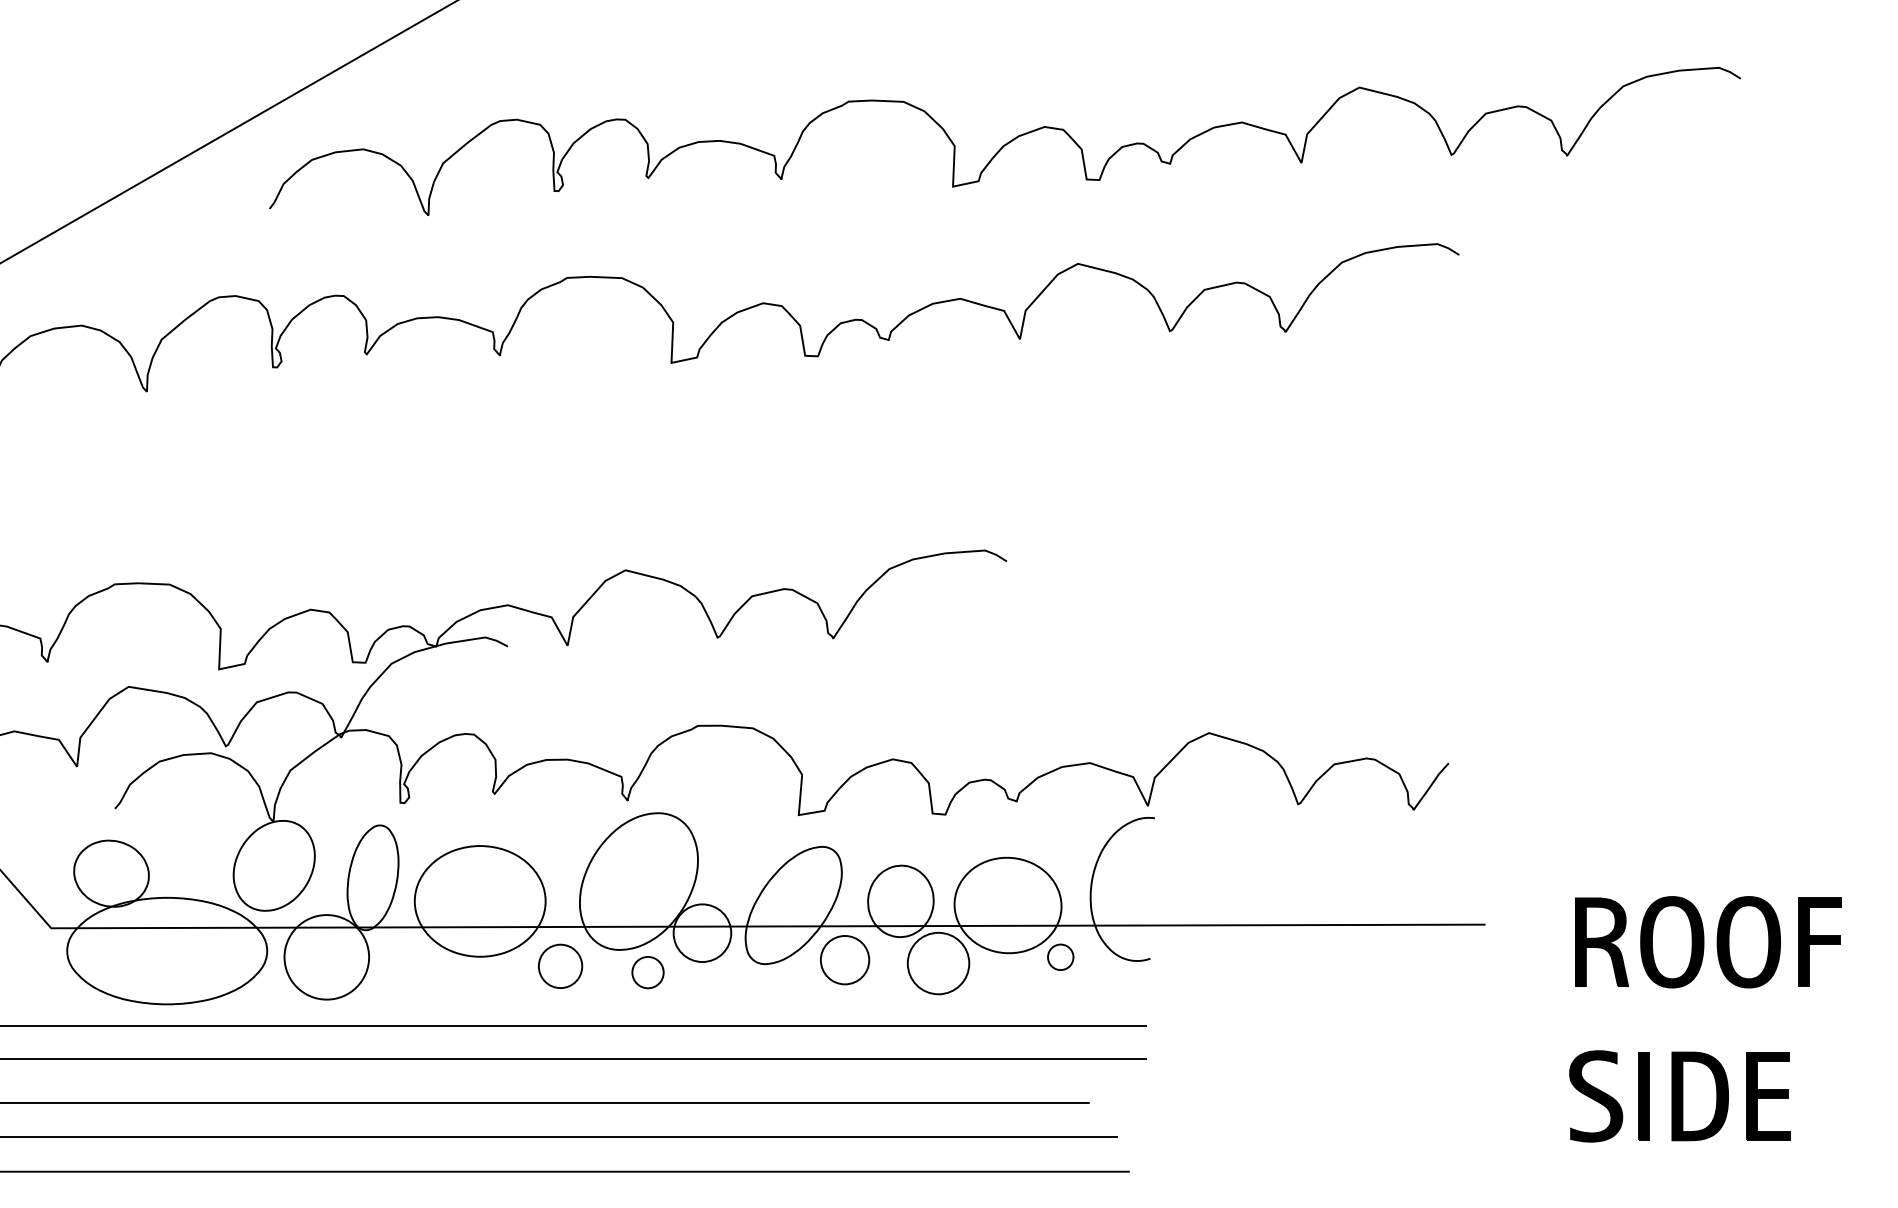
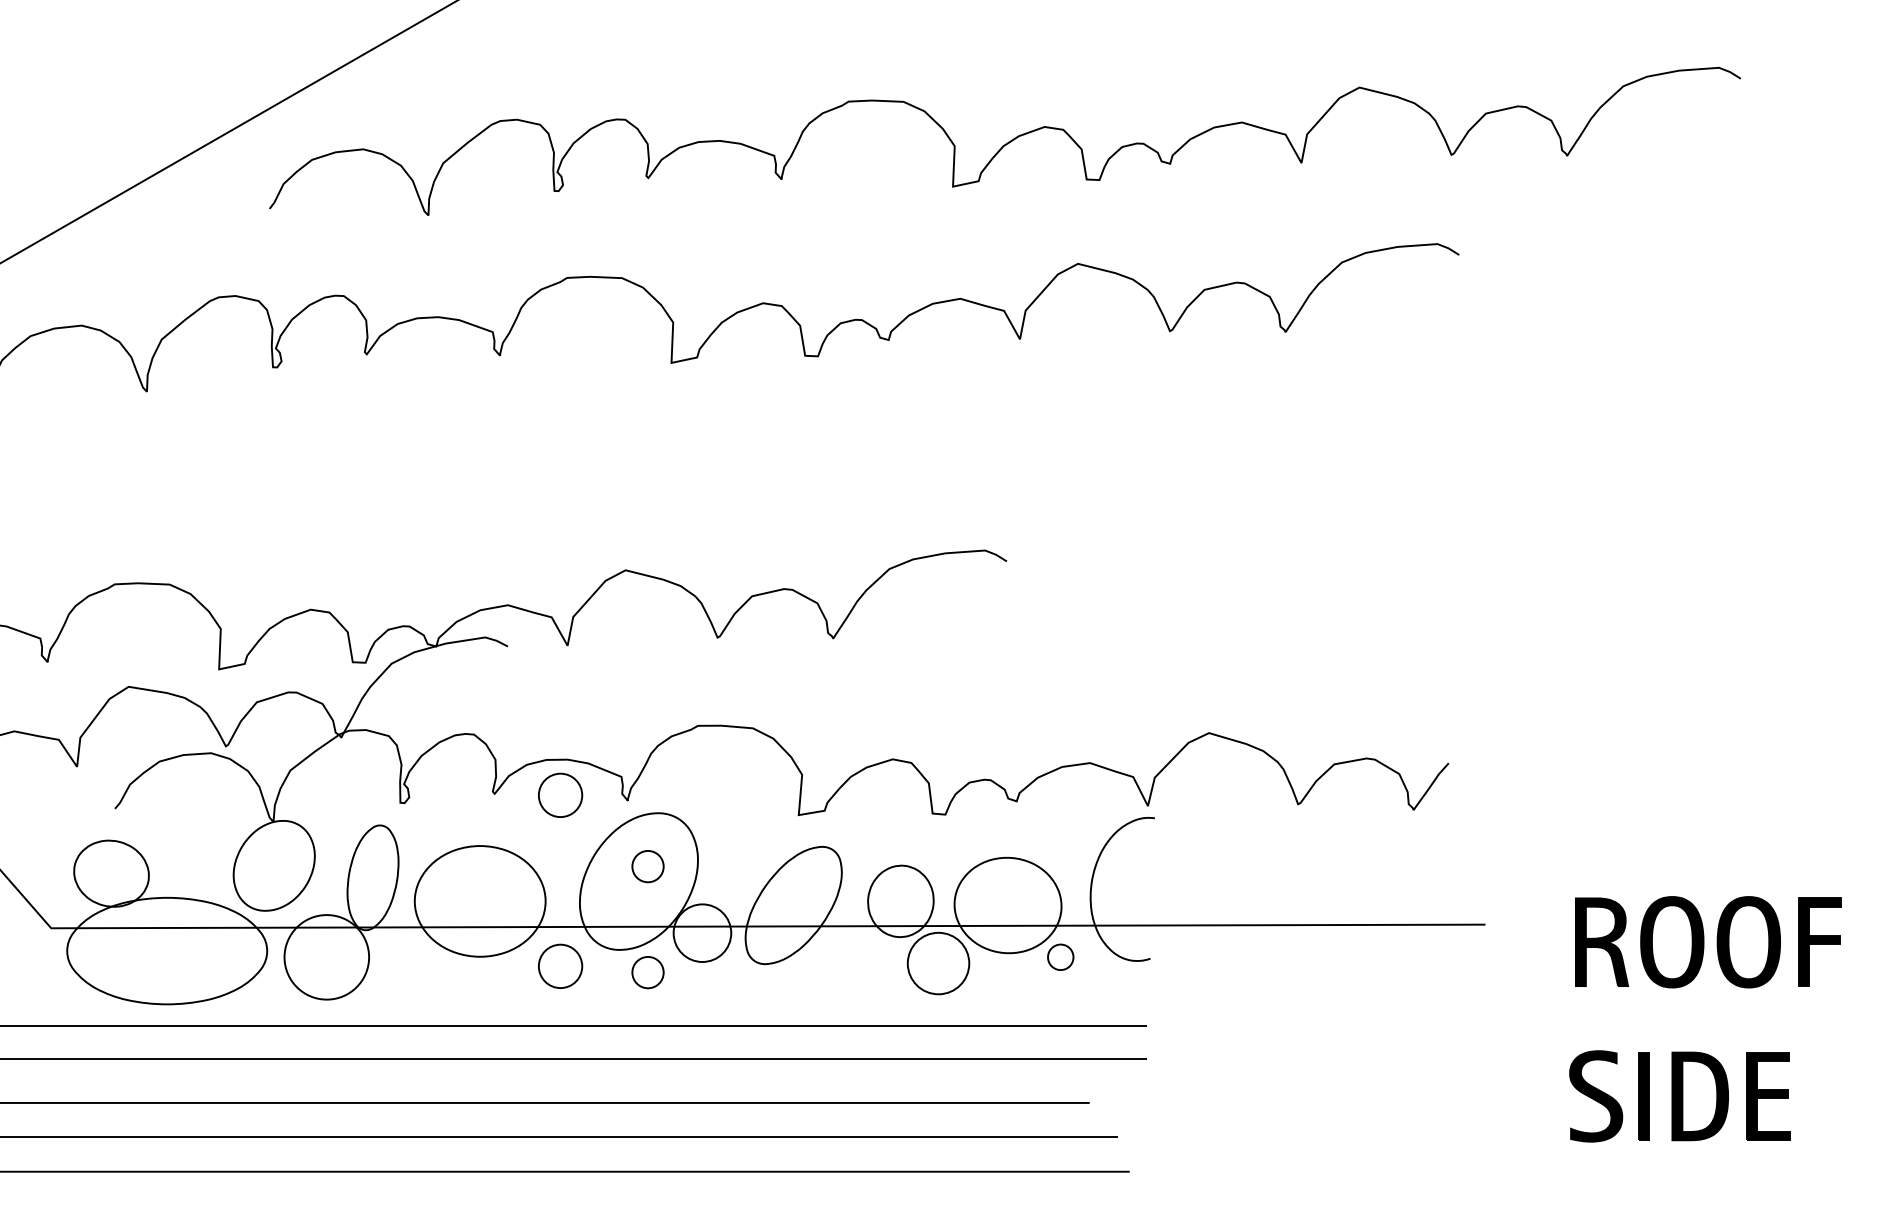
part: none -> present (560, 794)
part: none -> present (647, 866)
part: present -> none (845, 960)
